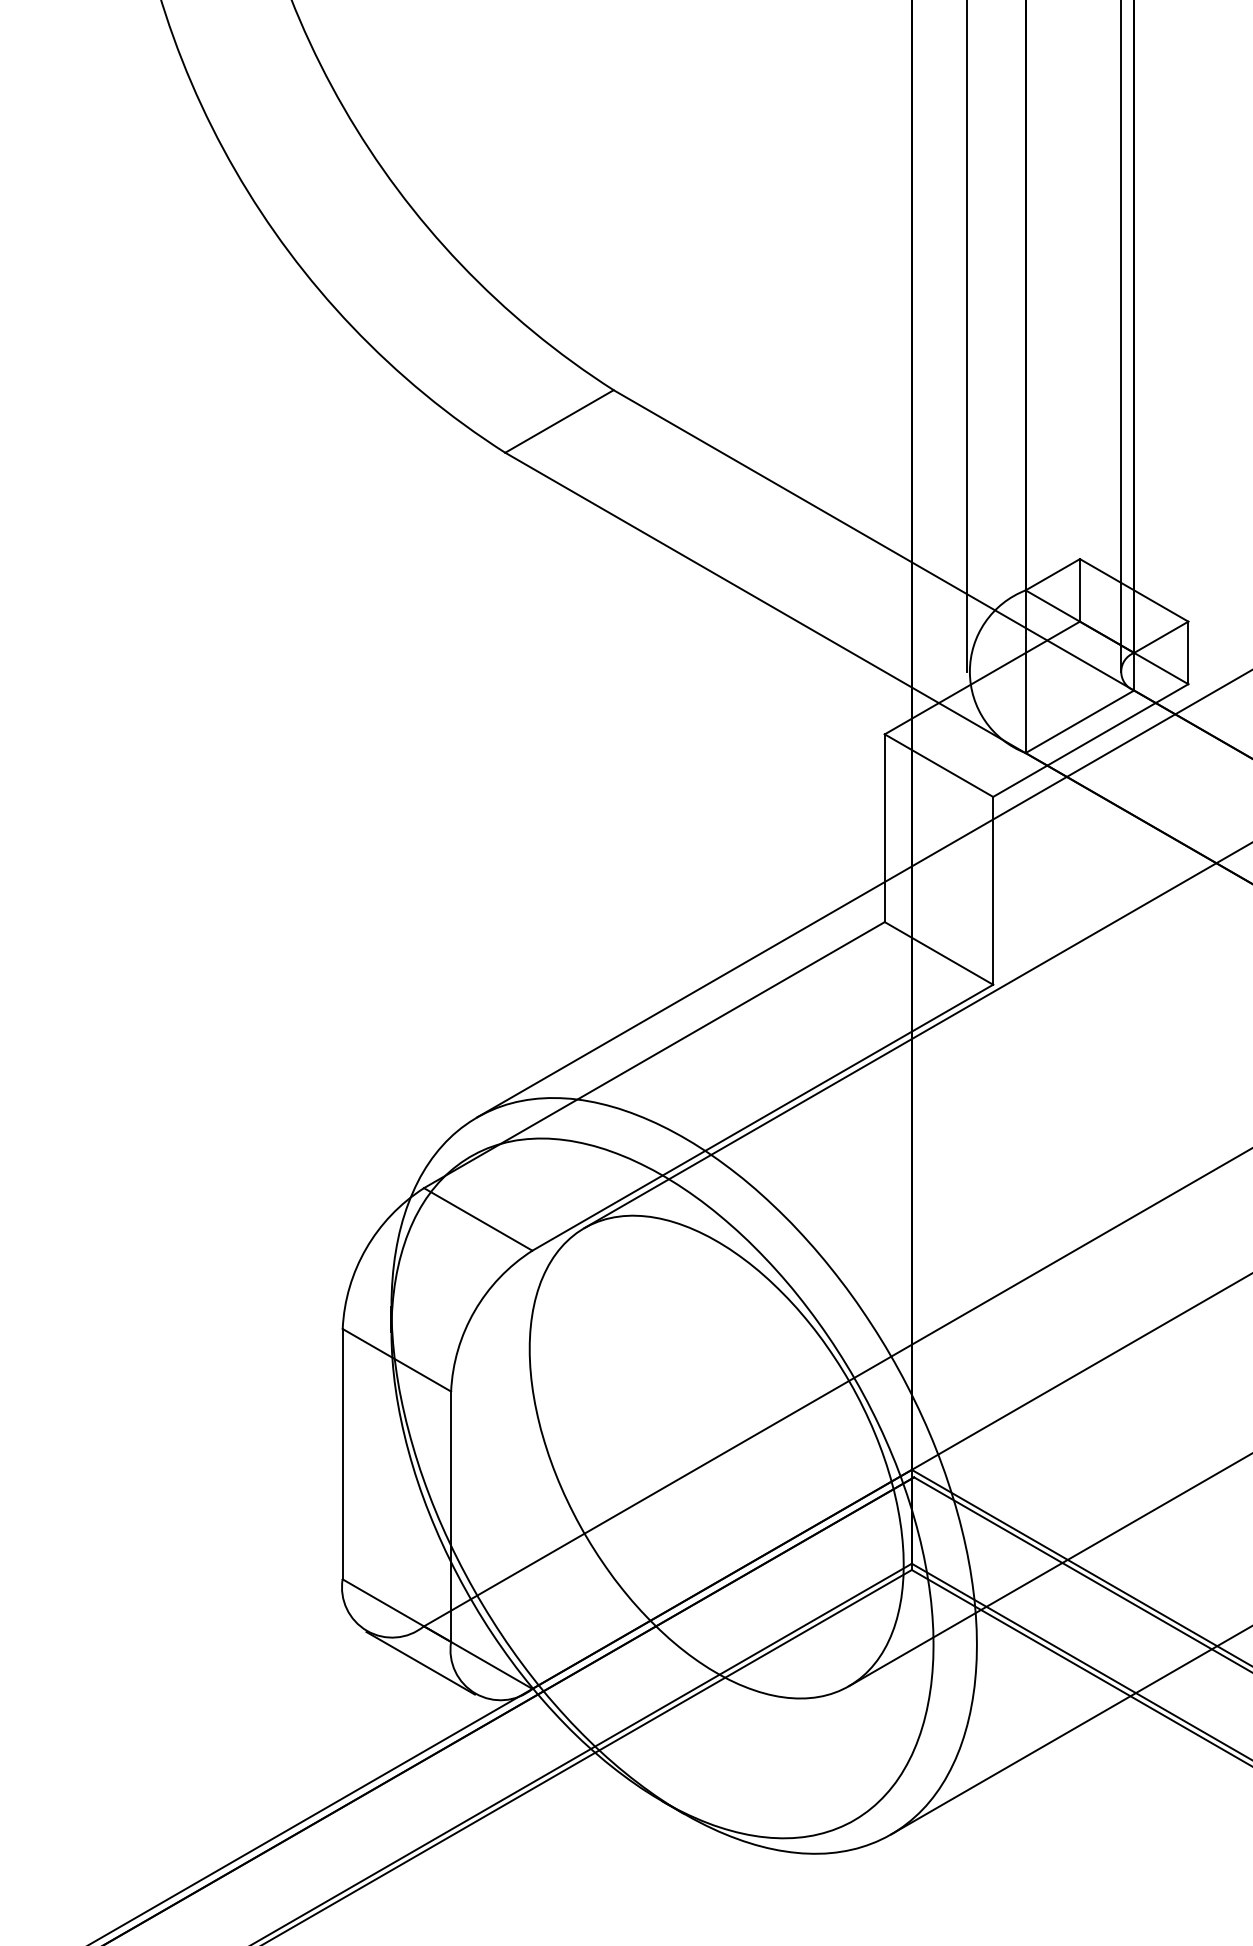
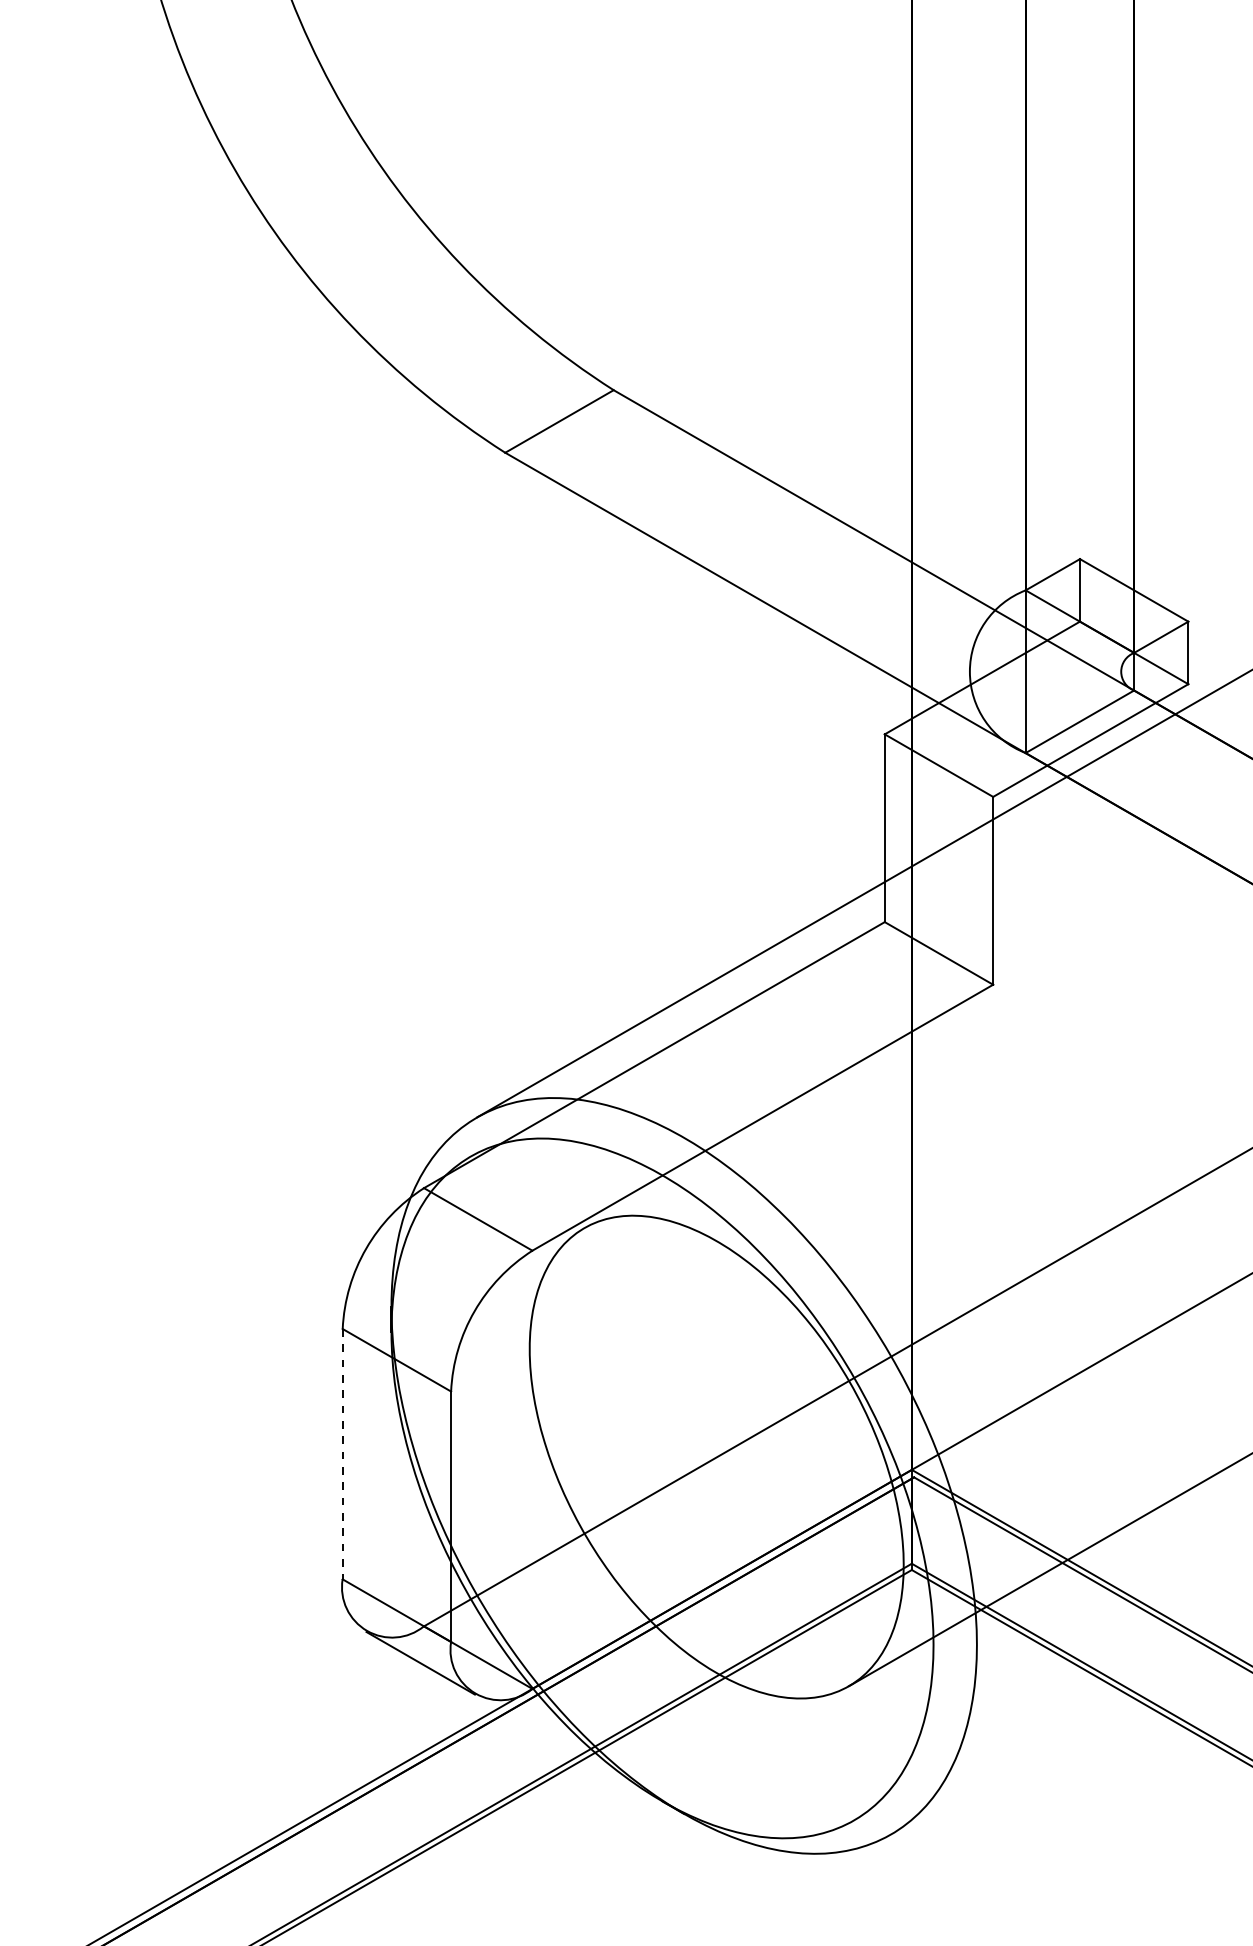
line: present -> none (967, 336)
line: present -> none (1120, 336)
line: present -> none (916, 1035)
line: solid -> dashed (342, 1454)
line: present -> none (1070, 1730)
